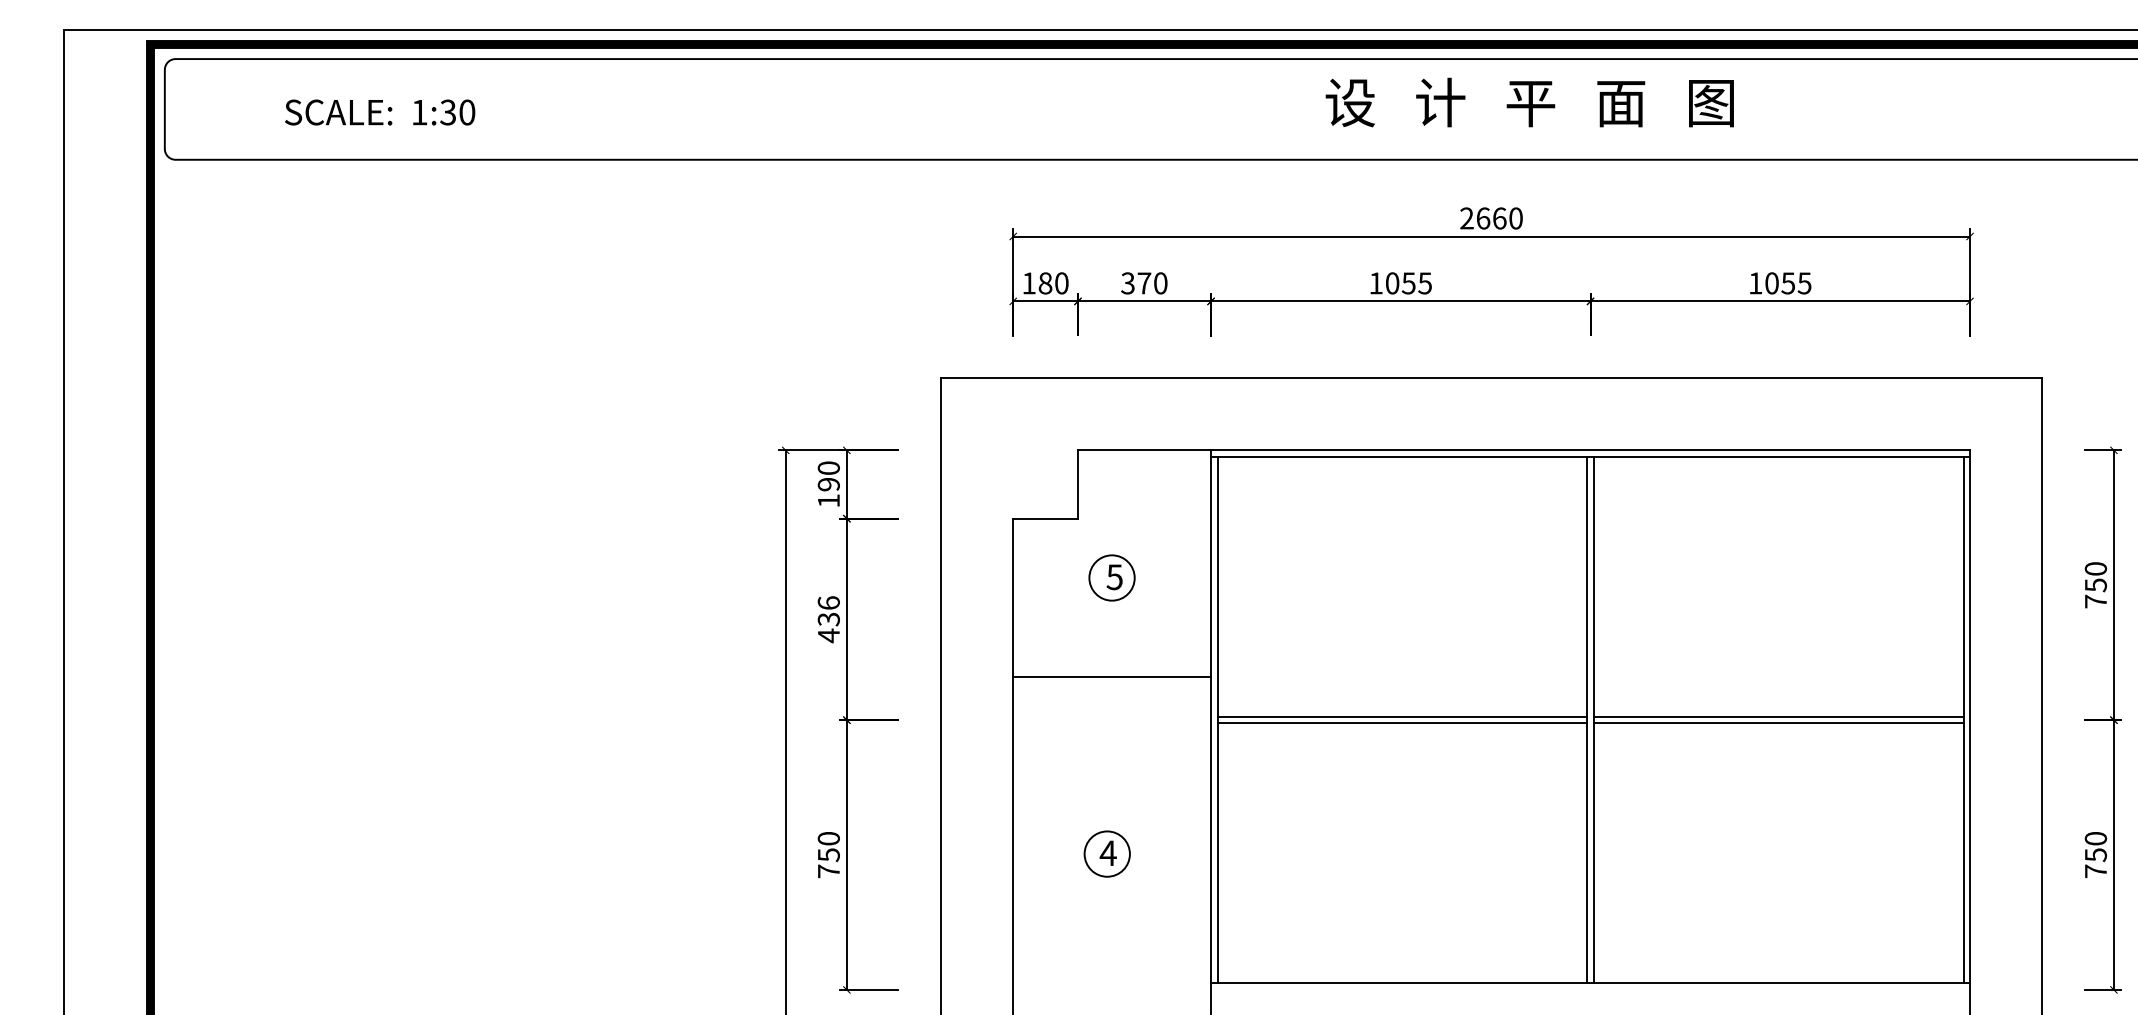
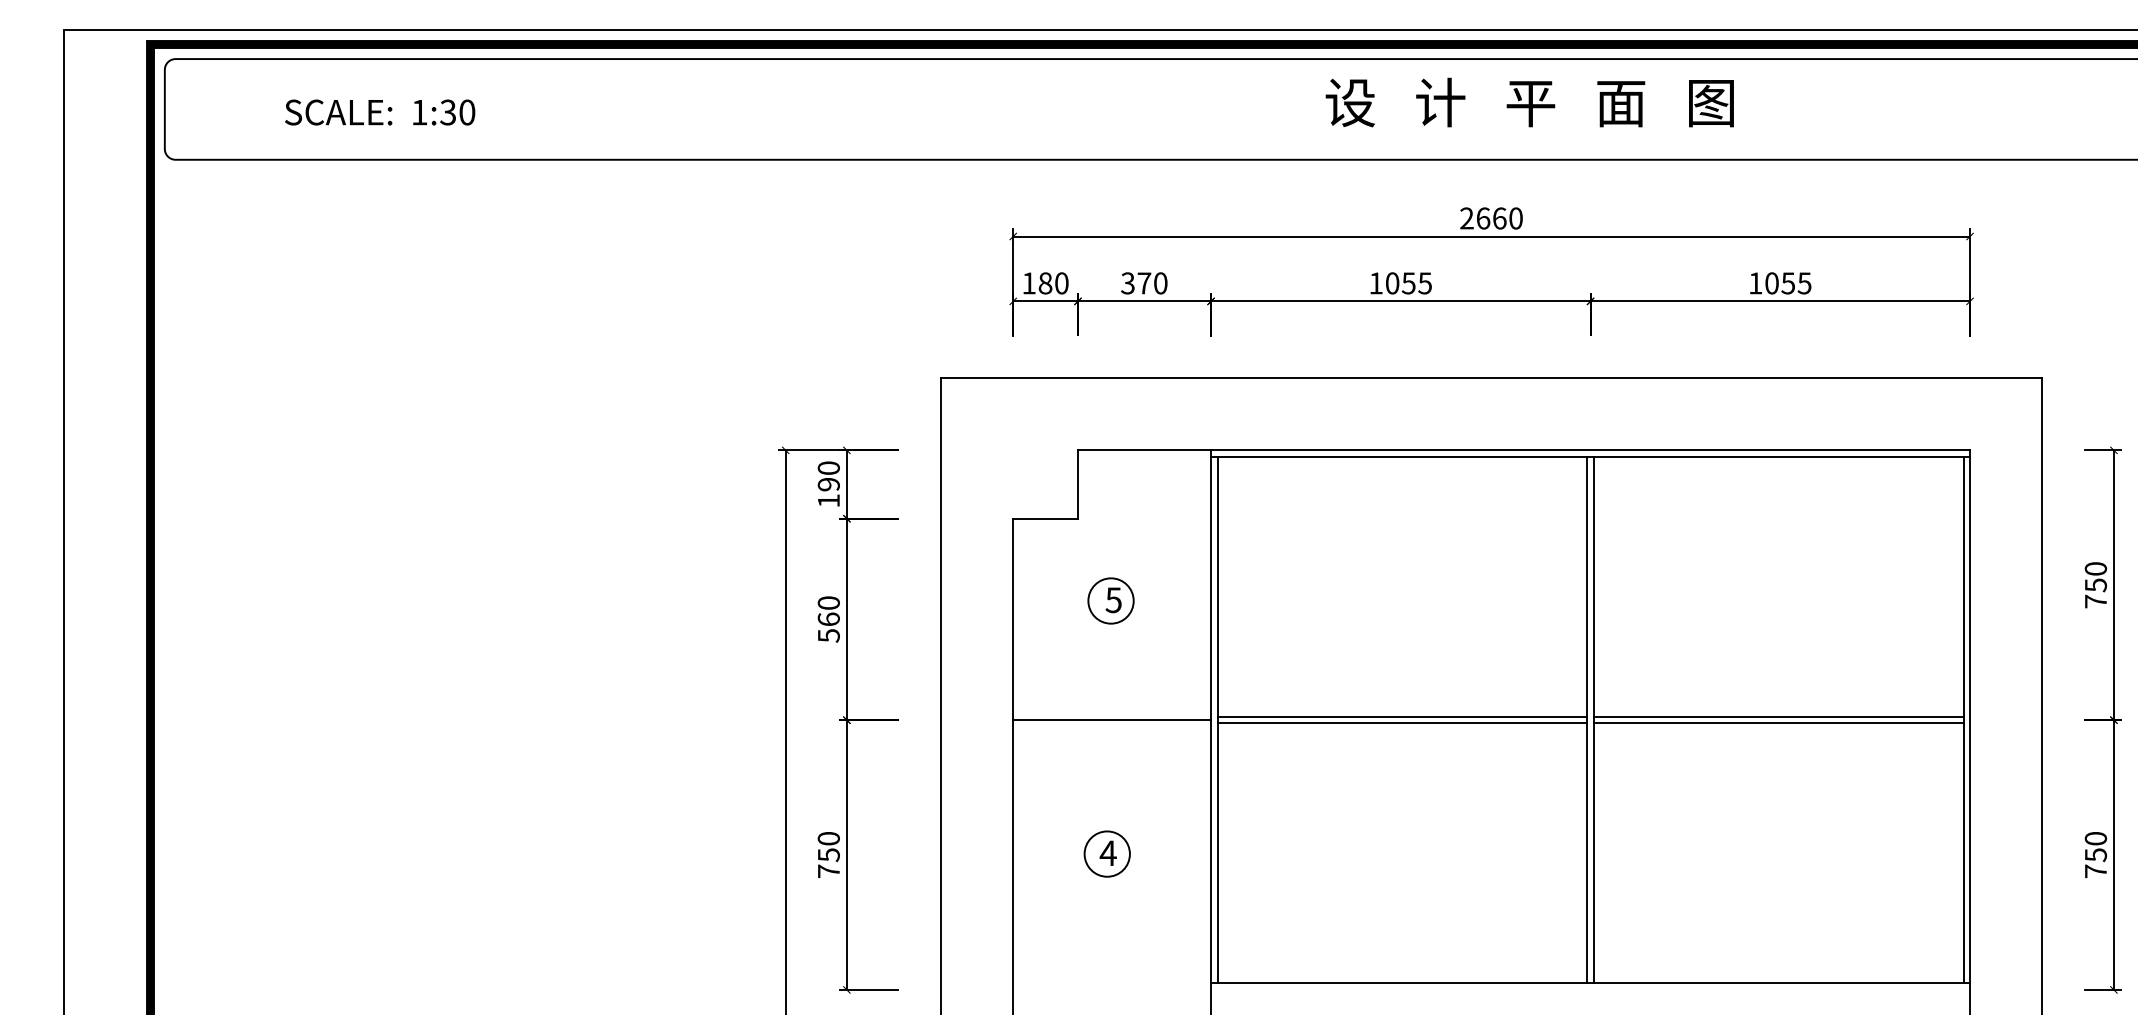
part position: (1111, 577) -> (1110, 600) (1110, 600)
text: 436 -> 560 (828, 619)
line position: (1112, 677) -> (1112, 720) (1112, 720)
